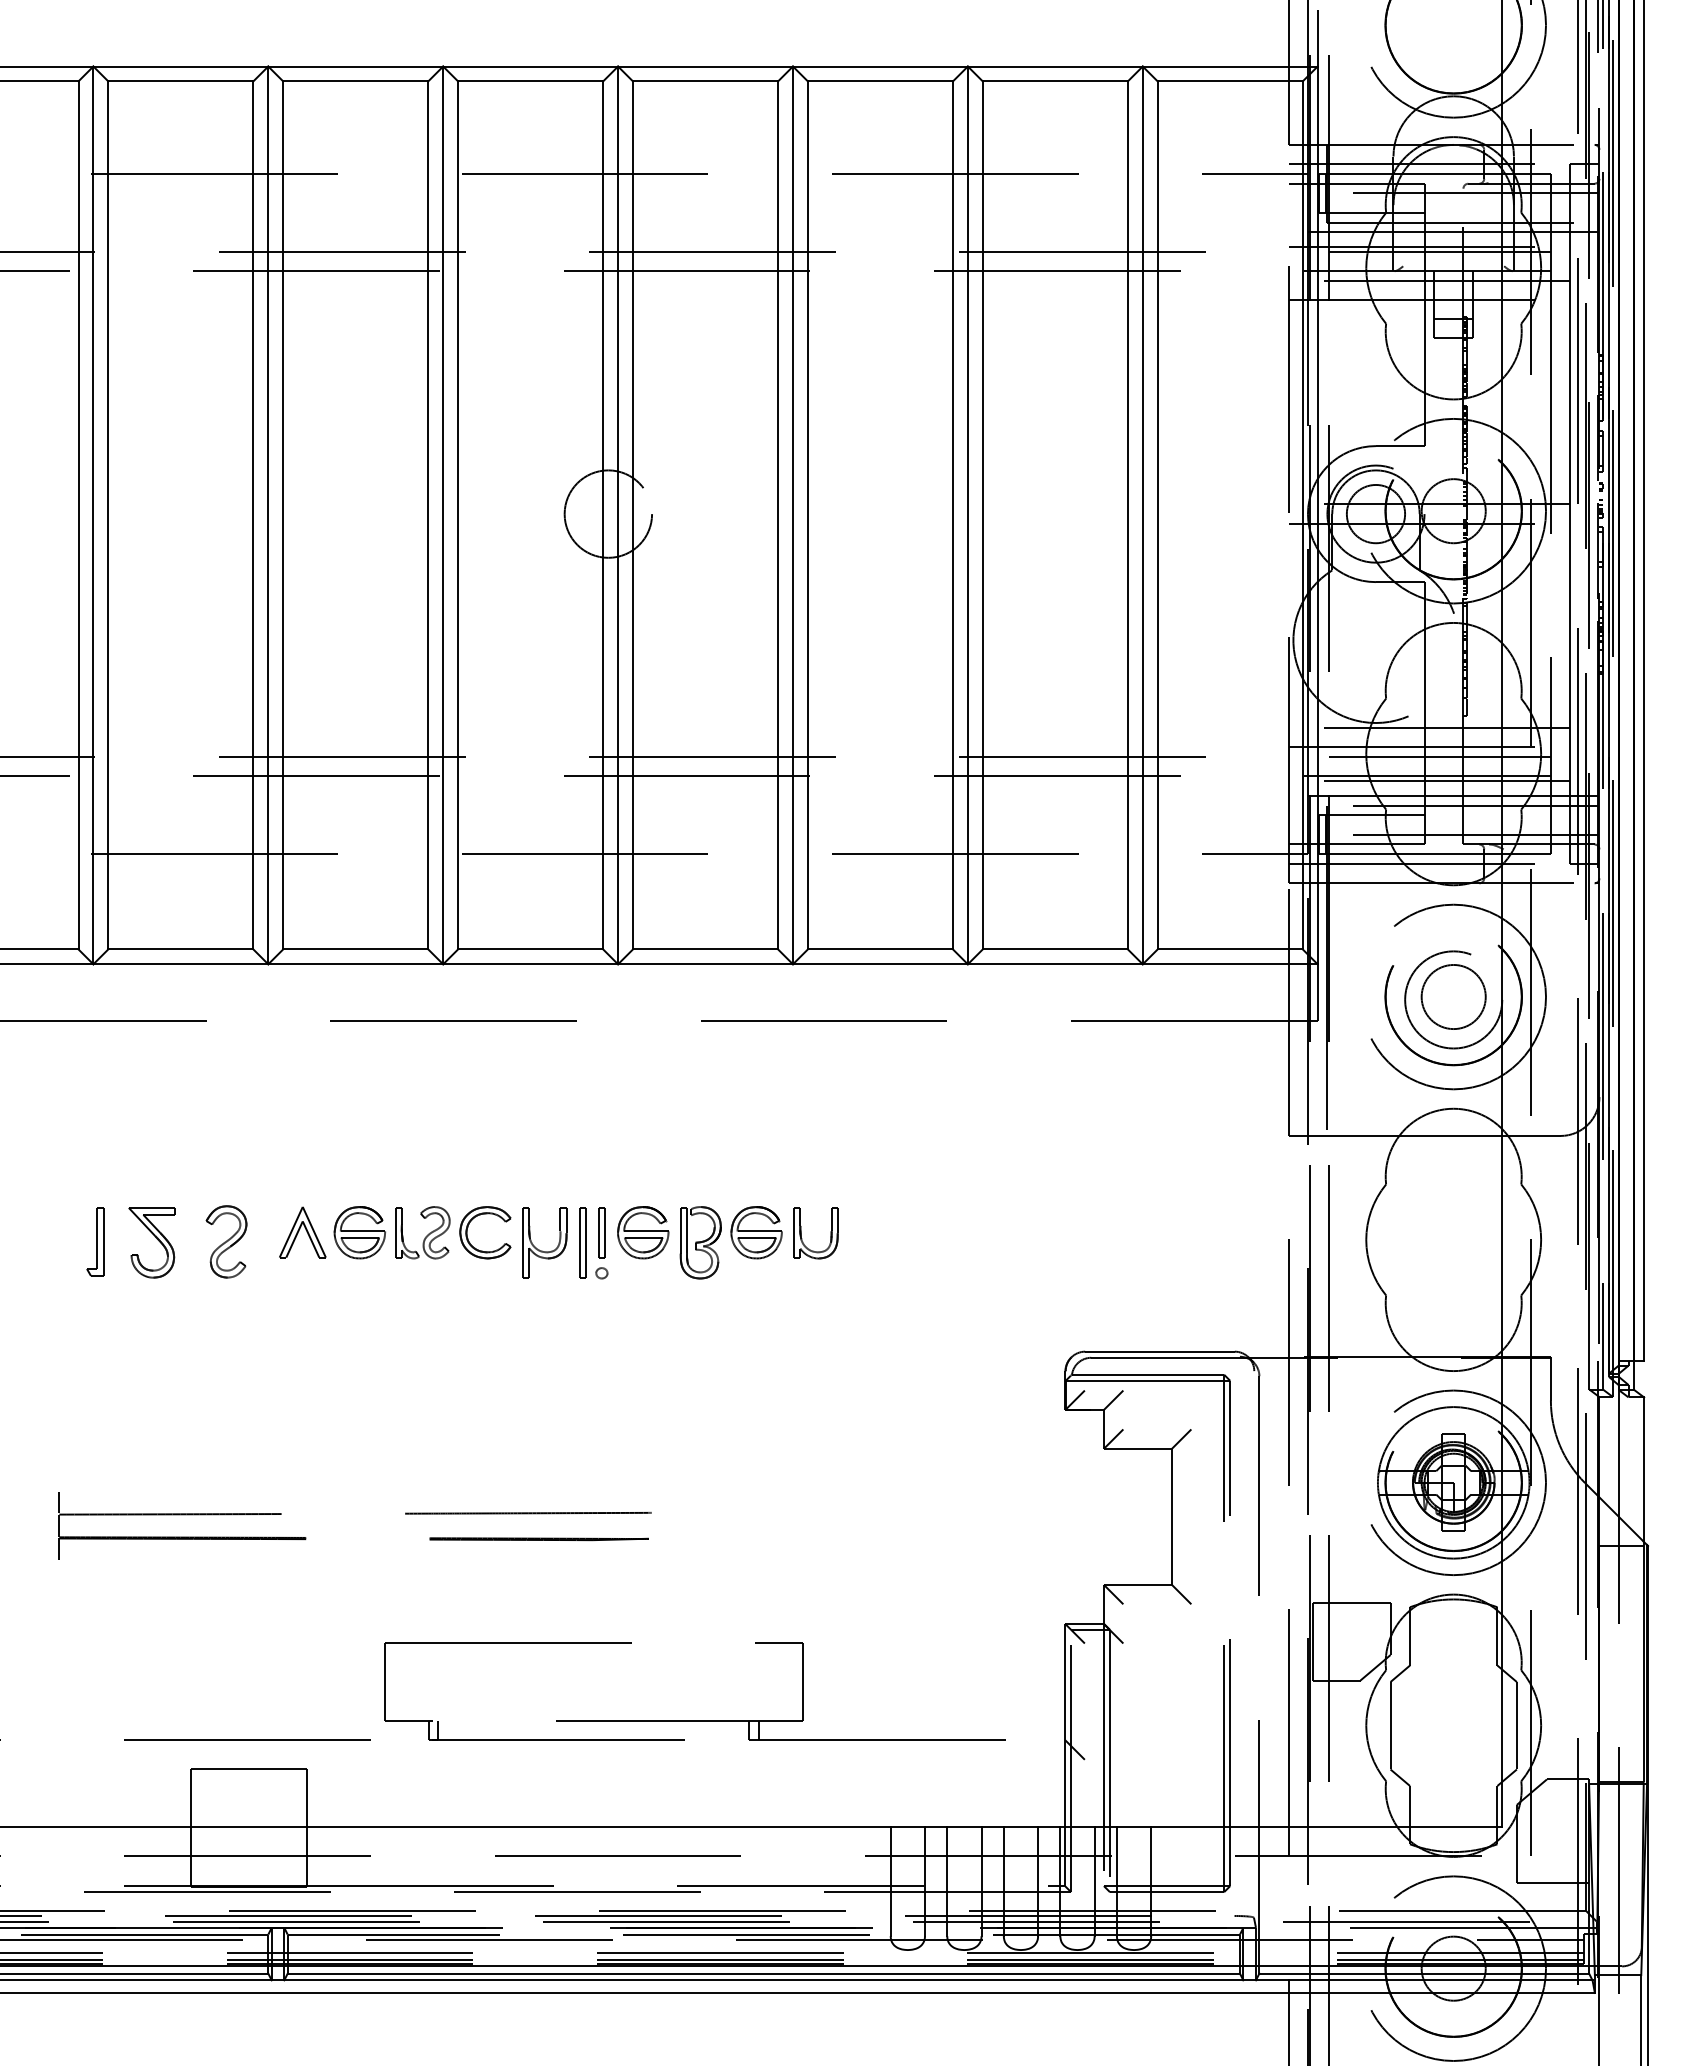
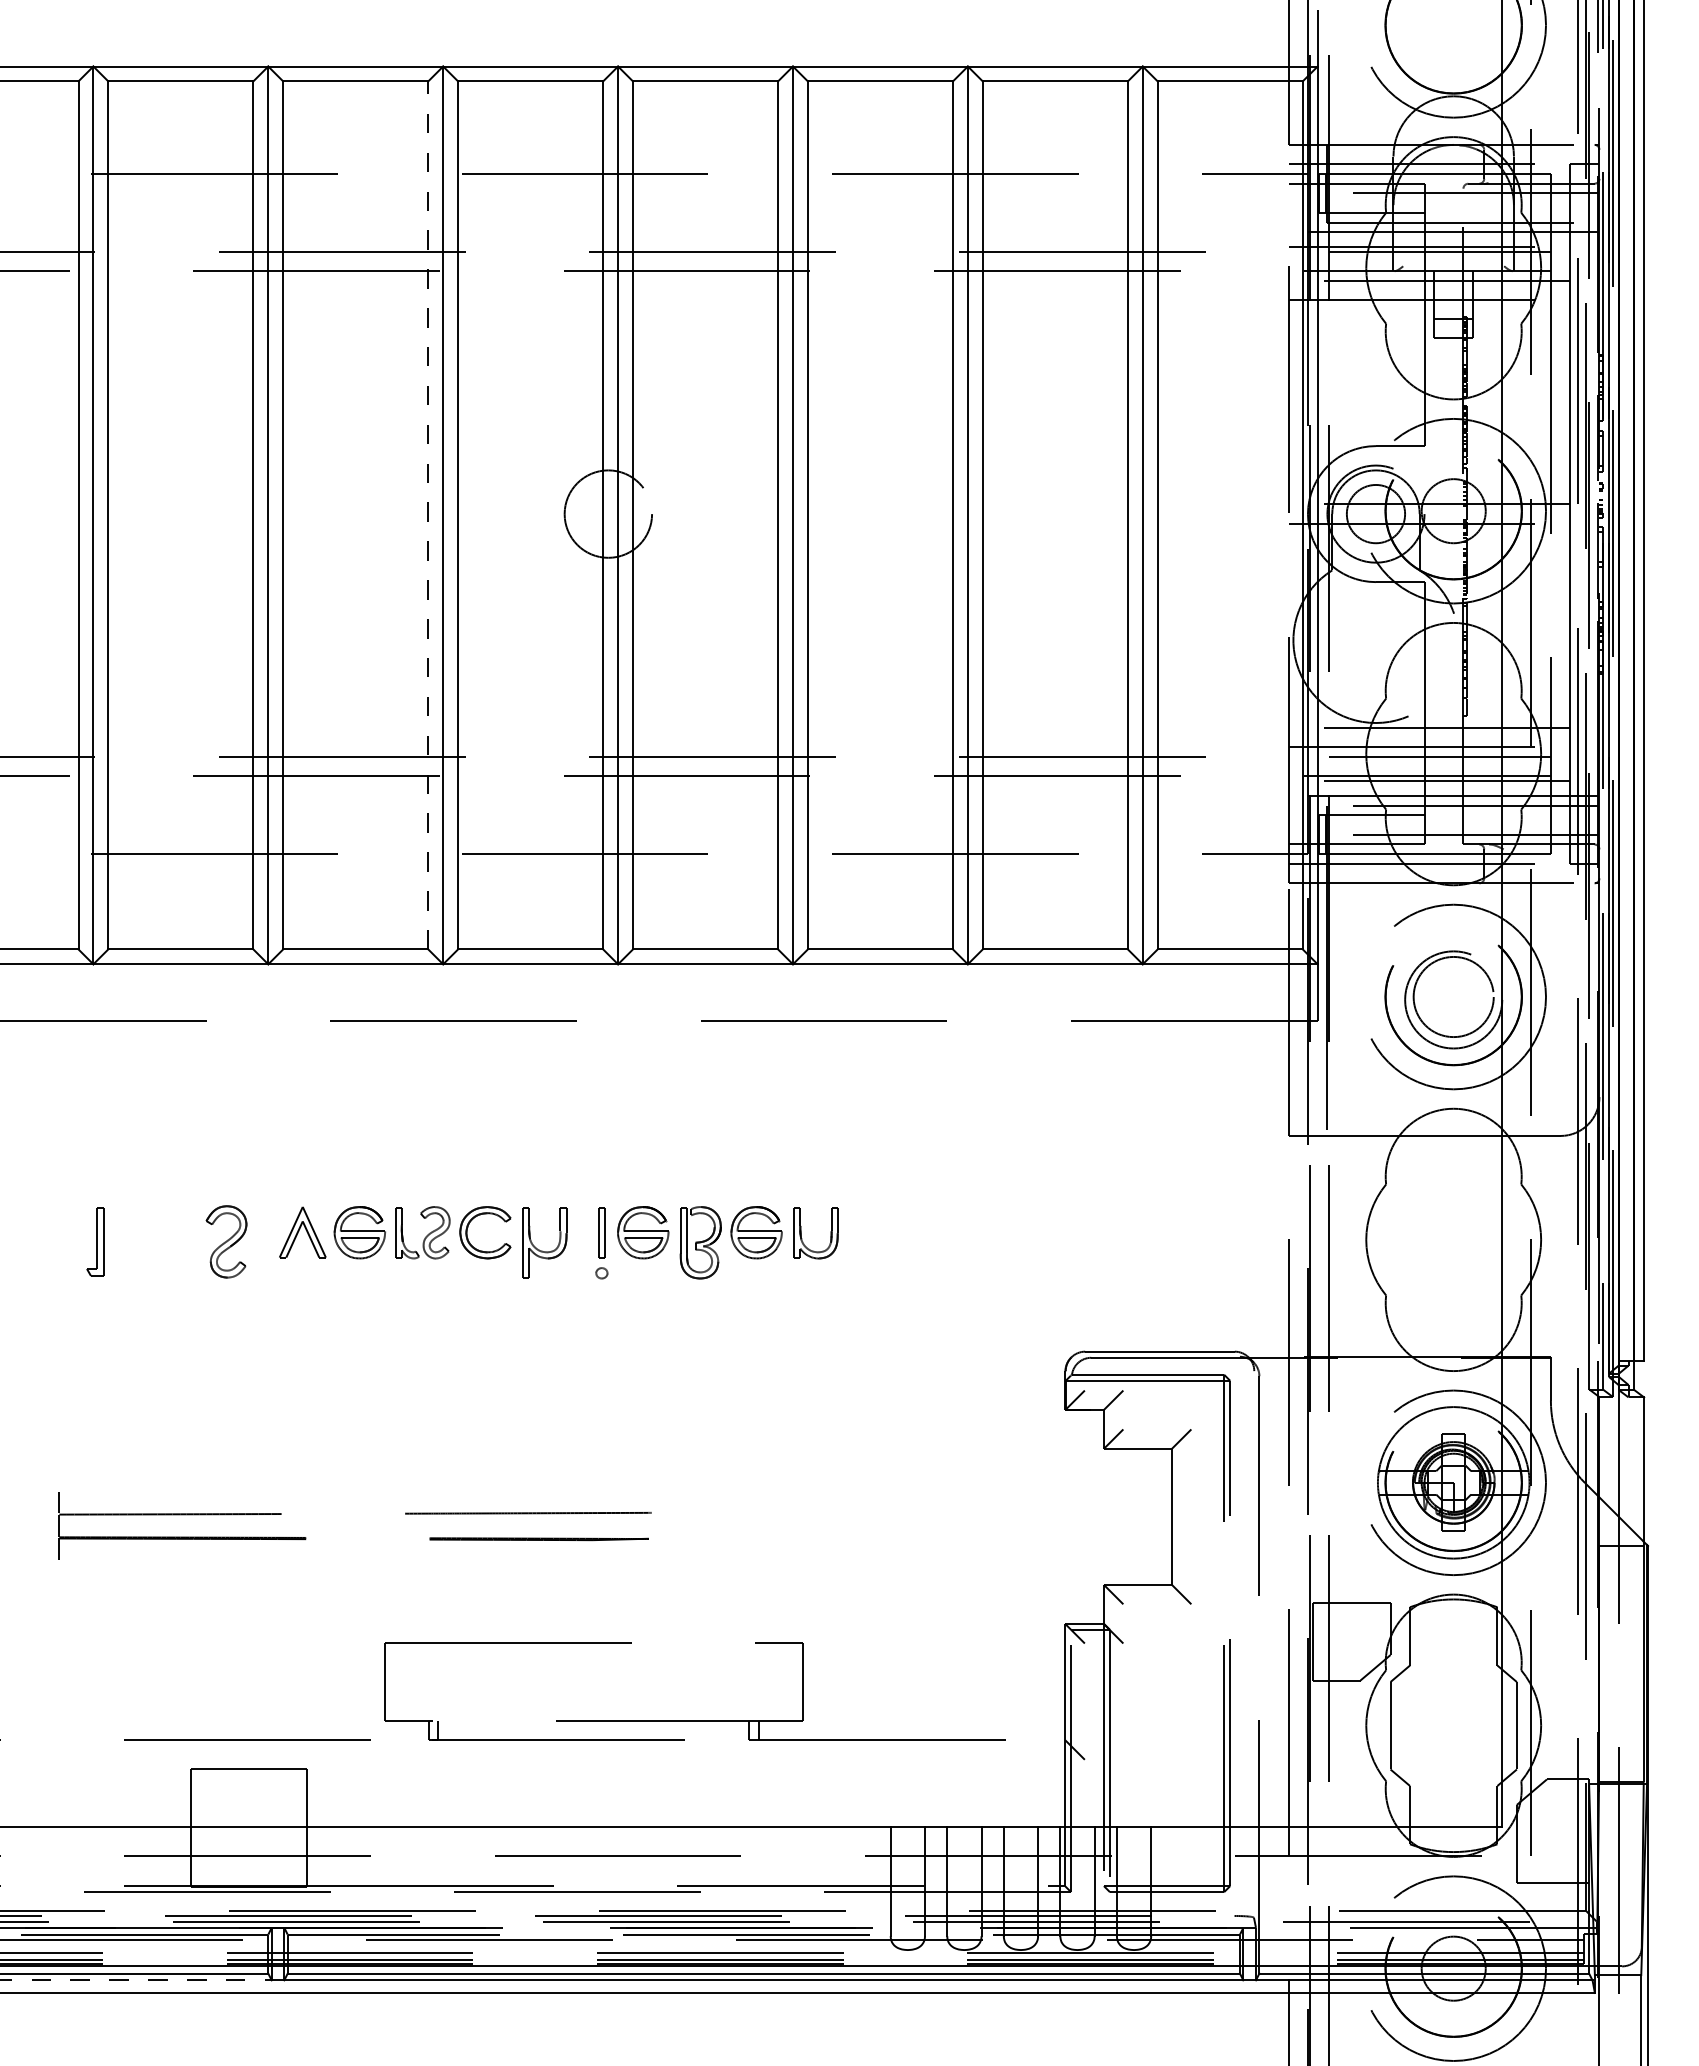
line: solid -> dashed (428, 514)
circle diameter: 64 px -> 80 px (1453, 996)
part: present -> none (151, 1242)
part: present -> none (582, 1242)
line: solid -> dashed (136, 1980)
